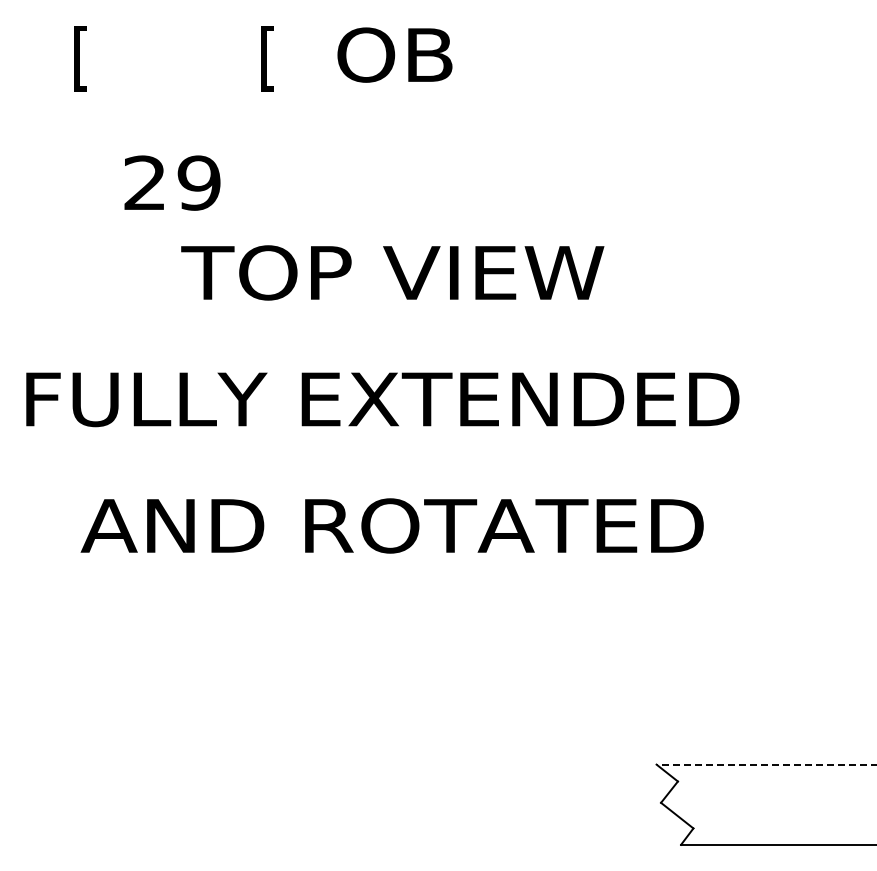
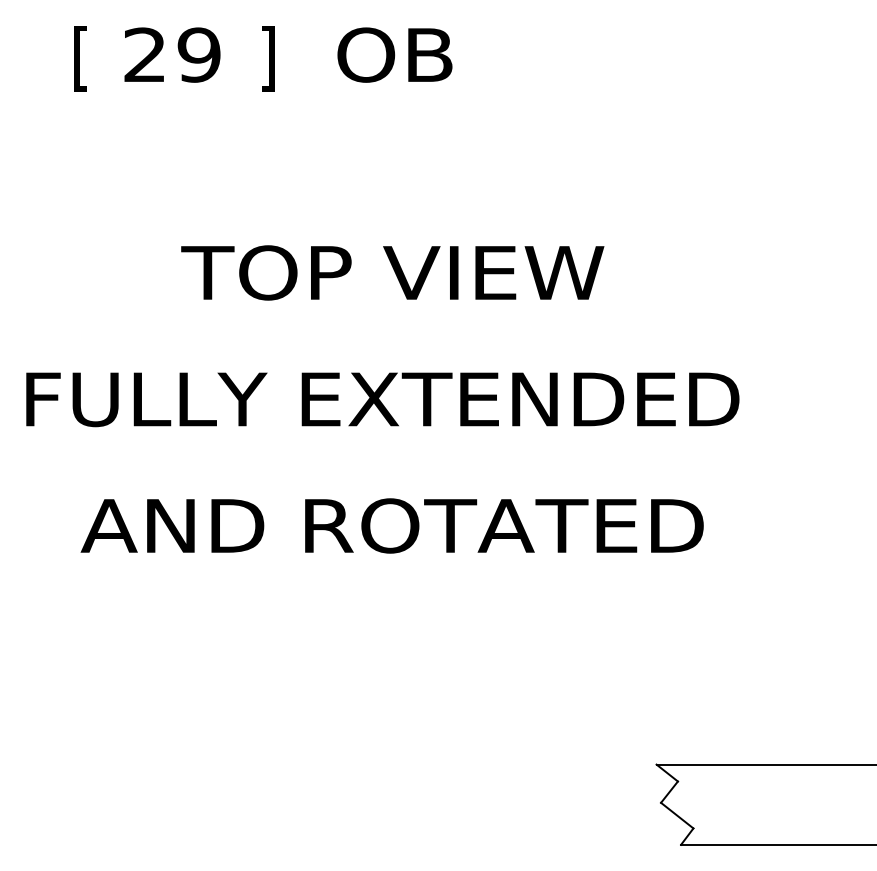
text: [ -> ] (267, 58)
text position: (172, 182) -> (172, 54) (172, 54)
line: dashed -> solid (766, 764)
